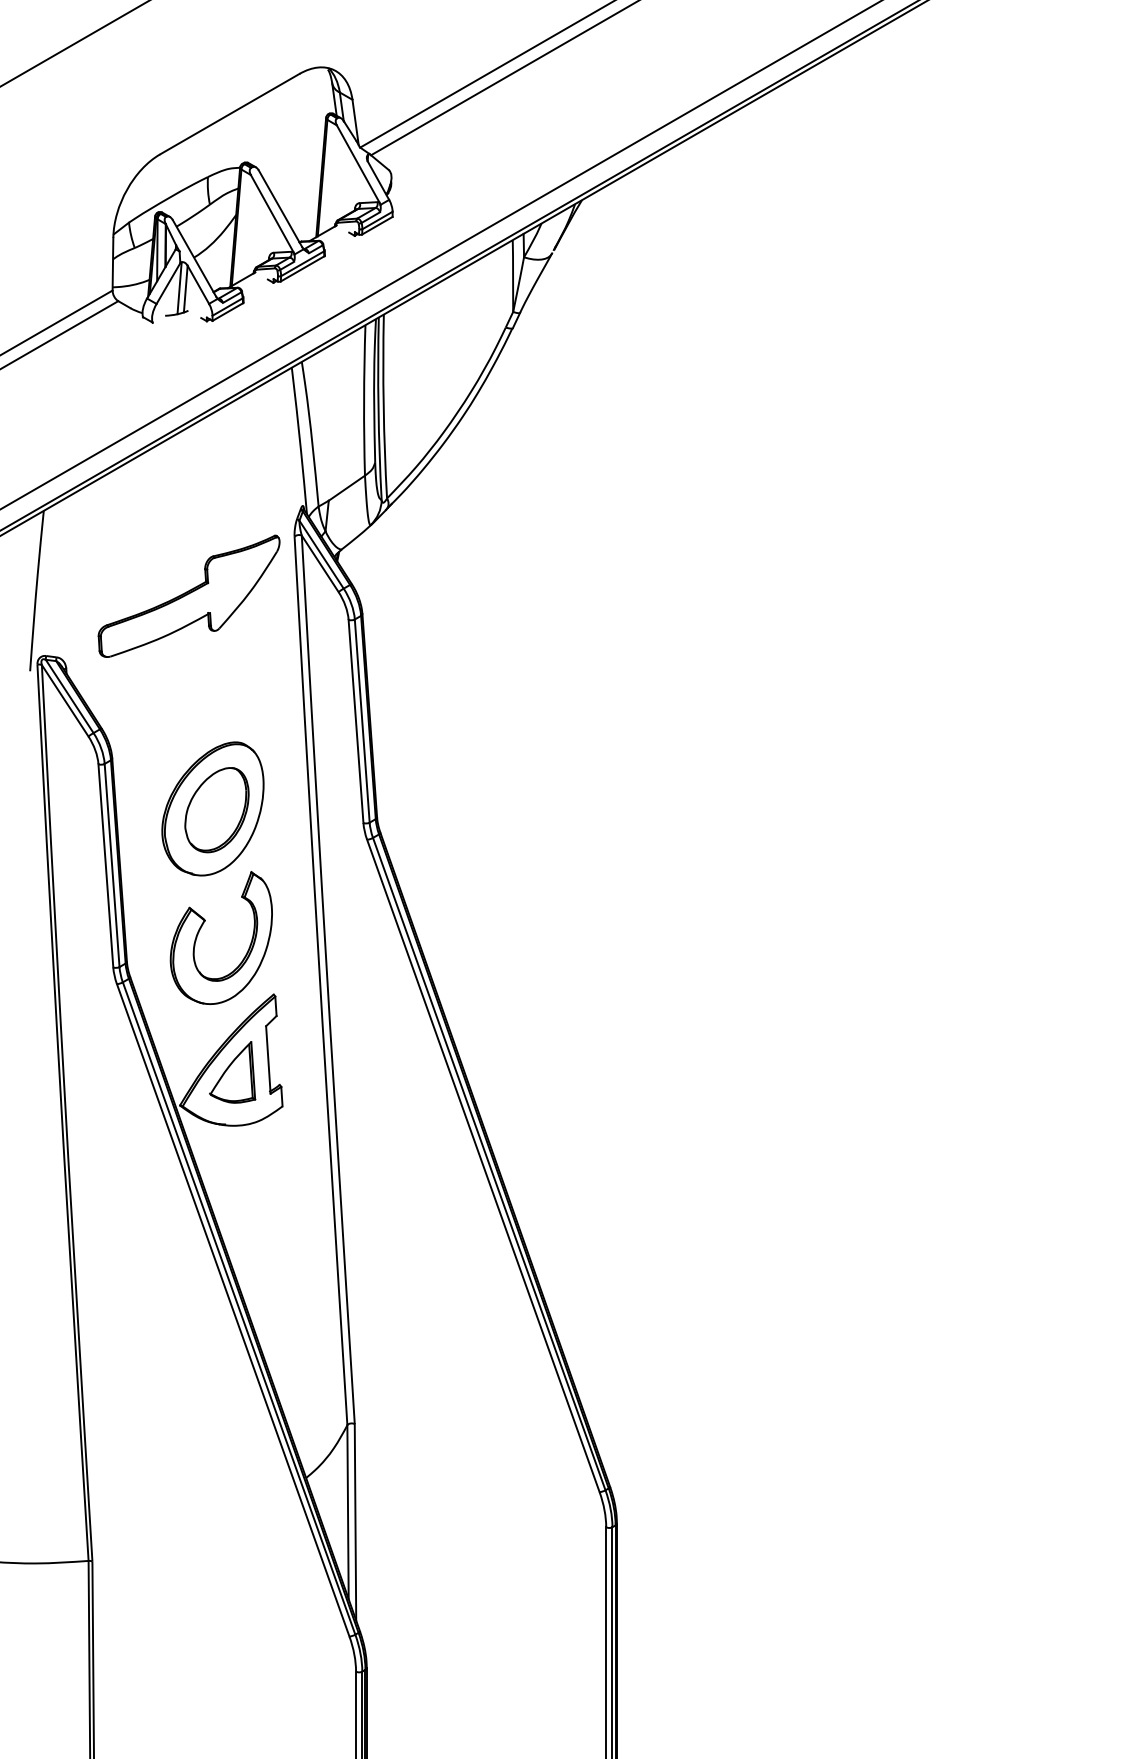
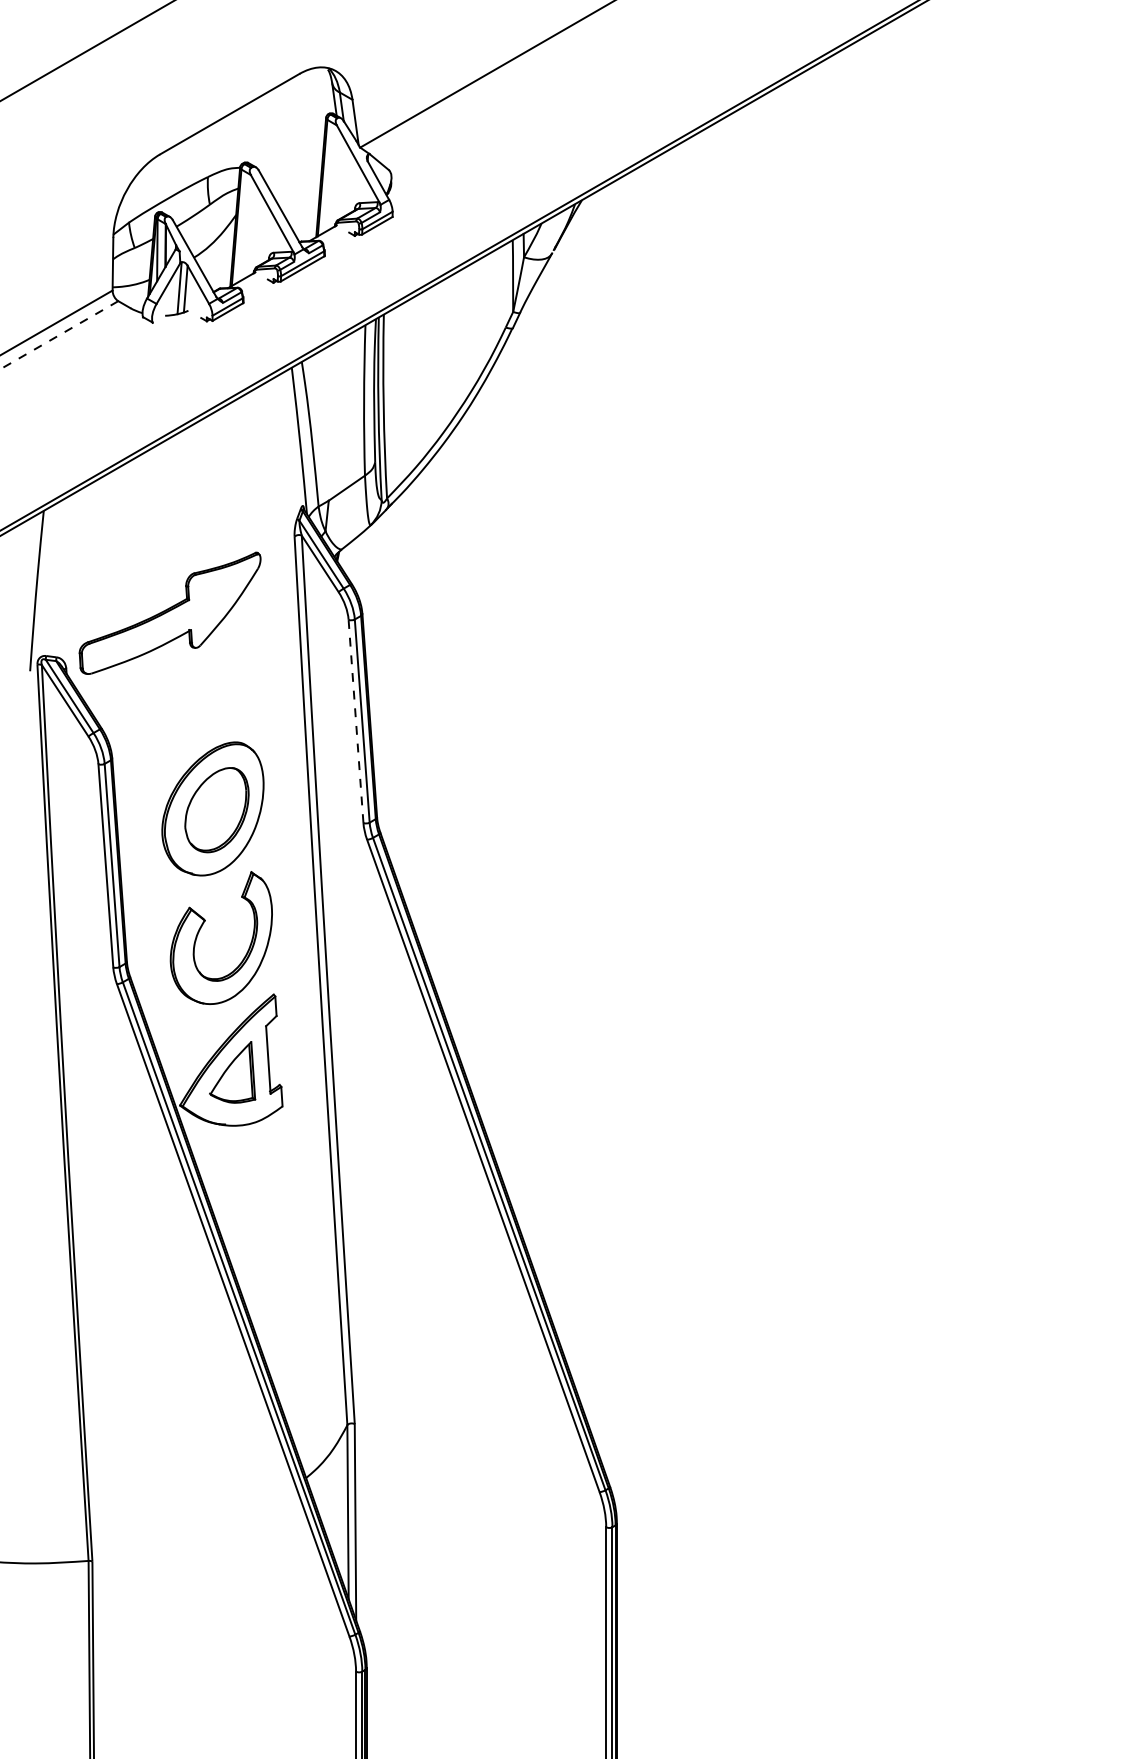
line position: (74, 43) -> (86, 51) (86, 51)
line: present -> none (503, 78)
line: present -> none (440, 255)
line: solid -> dashed (59, 335)
part position: (188, 595) -> (169, 612) (169, 612)
line: solid -> dashed (356, 721)
